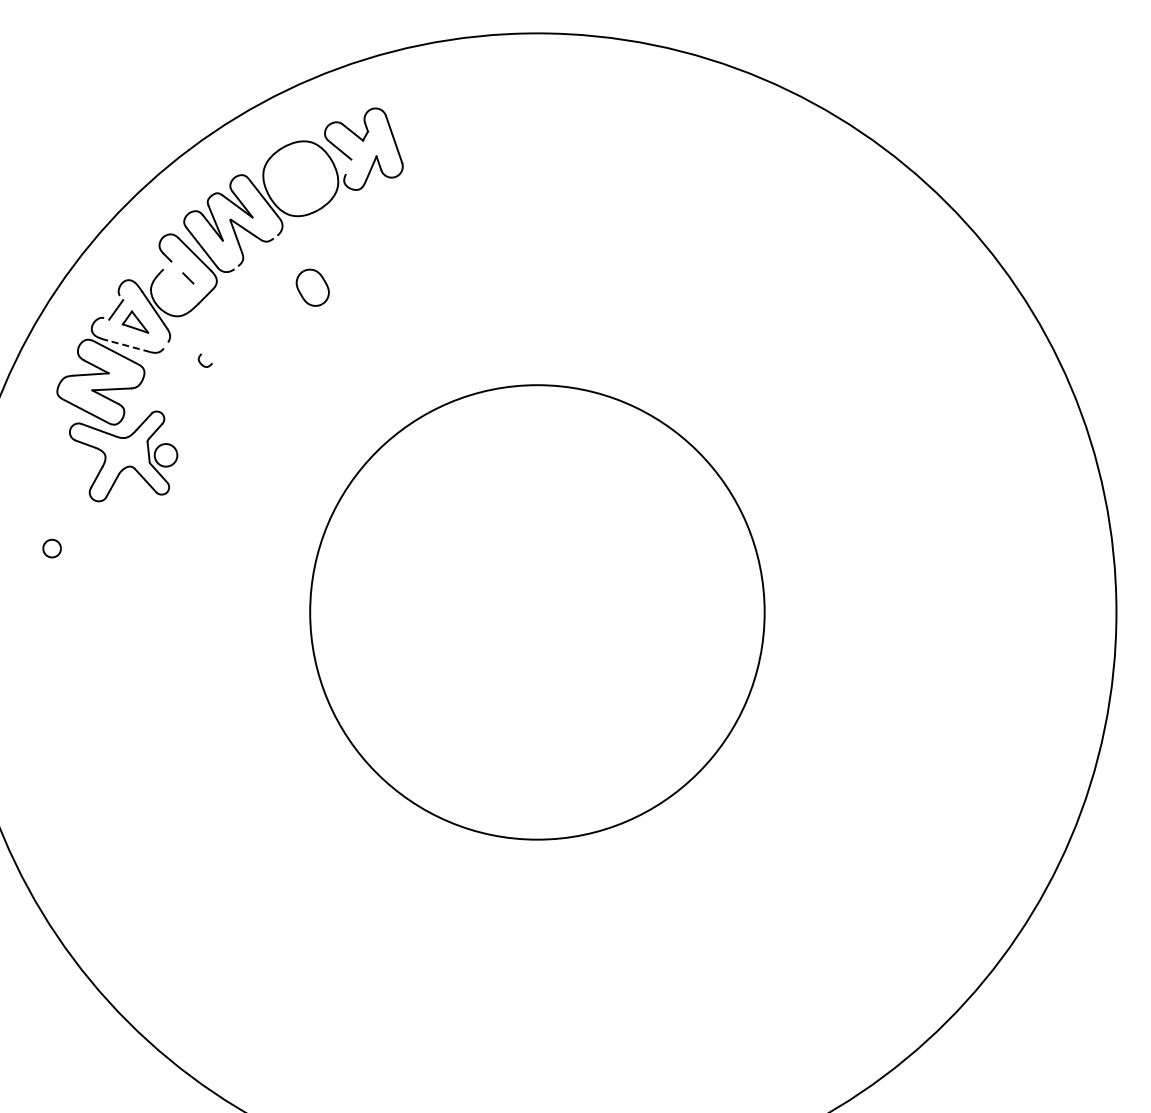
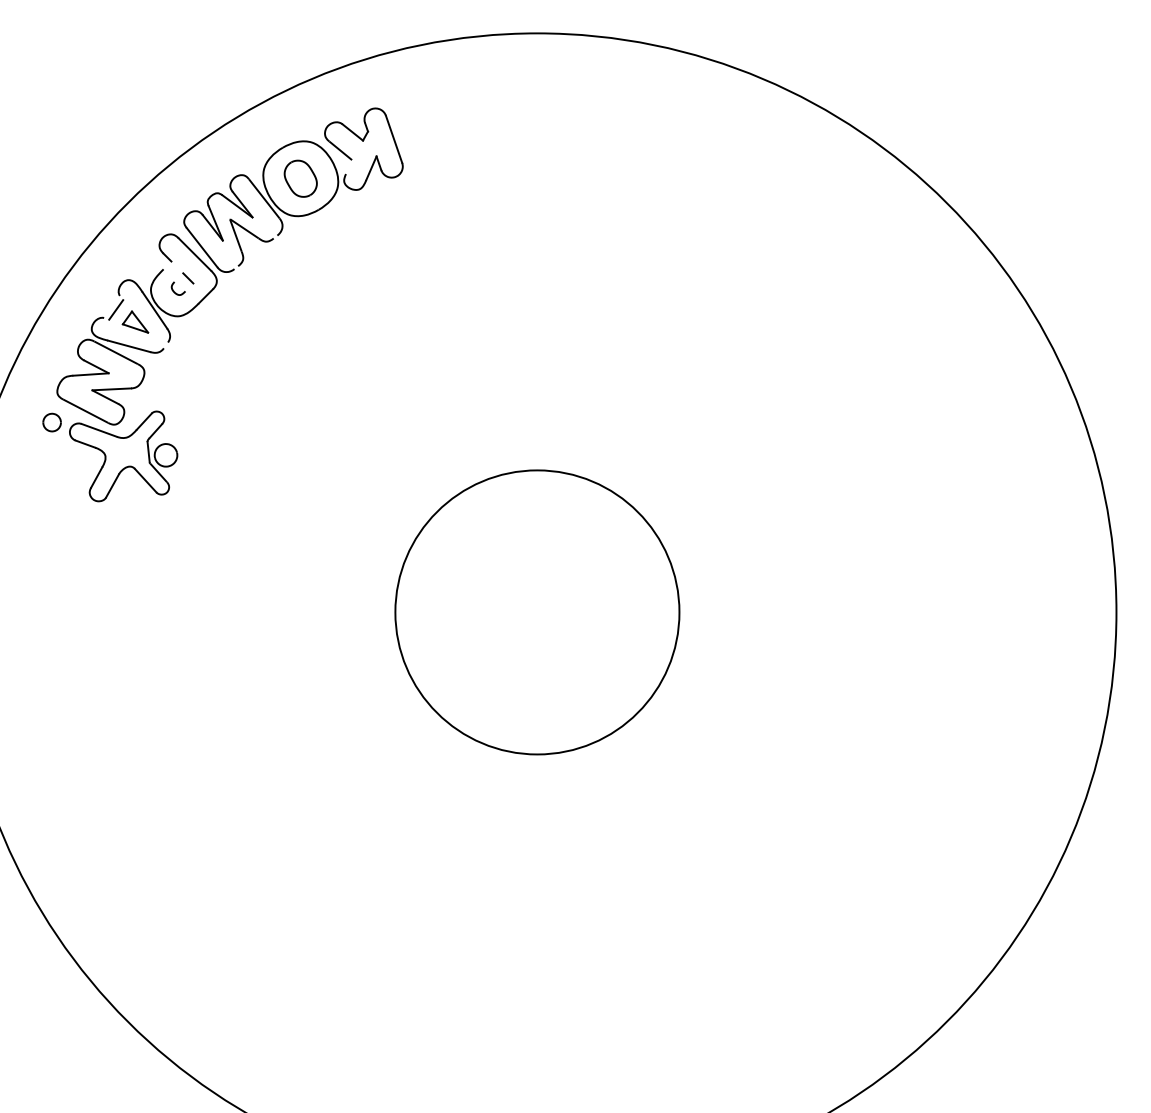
part position: (312, 287) -> (300, 178) (300, 178)
line: dashed -> solid (129, 346)
curve position: (201, 362) -> (174, 290) (174, 290)
part position: (51, 548) -> (51, 422) (51, 422)
circle diameter: 454 px -> 284 px (537, 612)
